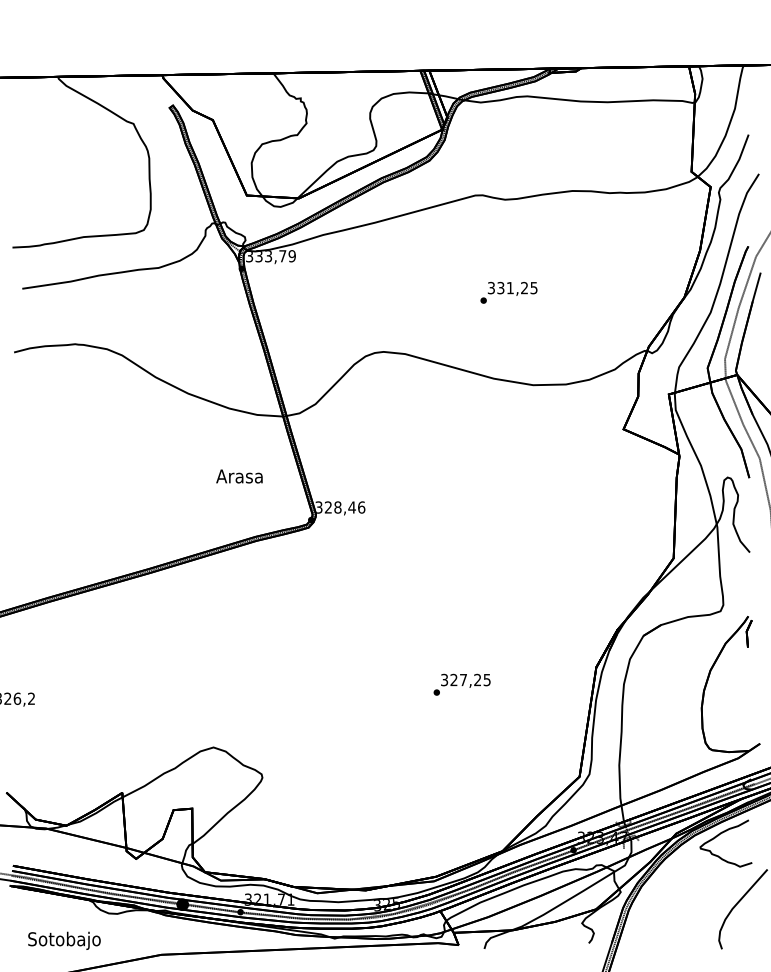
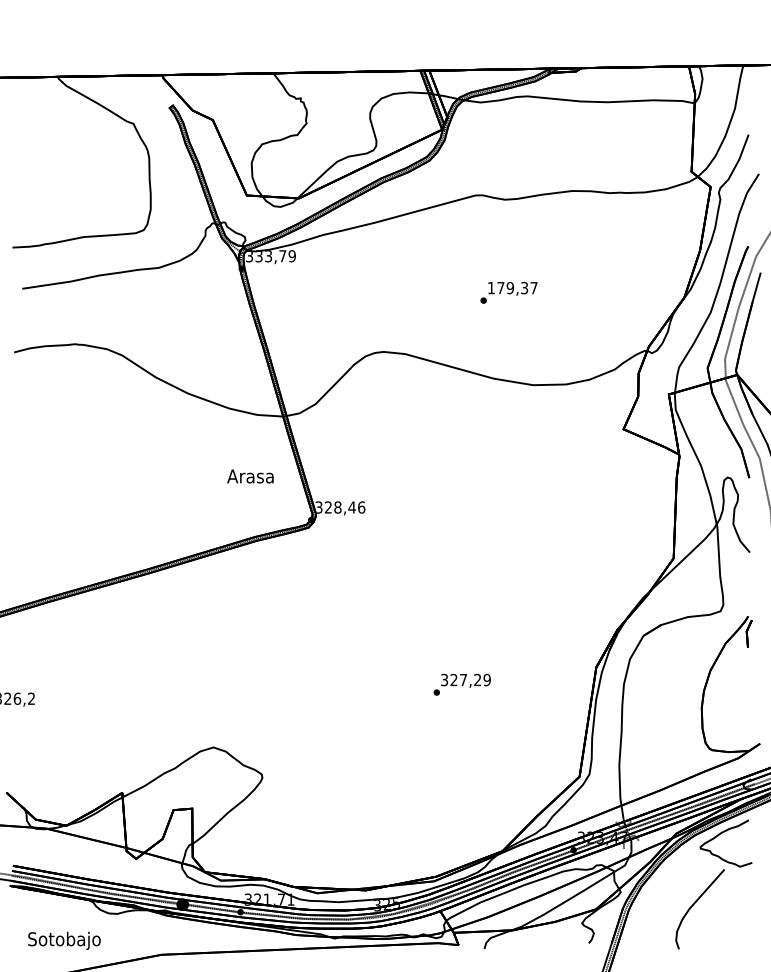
text: 331,25 -> 179,37 (512, 287)
text position: (239, 476) -> (250, 476) (250, 476)
text: 327,25 -> 327,29 (486, 679)
curve position: (737, 904) -> (694, 904) (694, 904)
